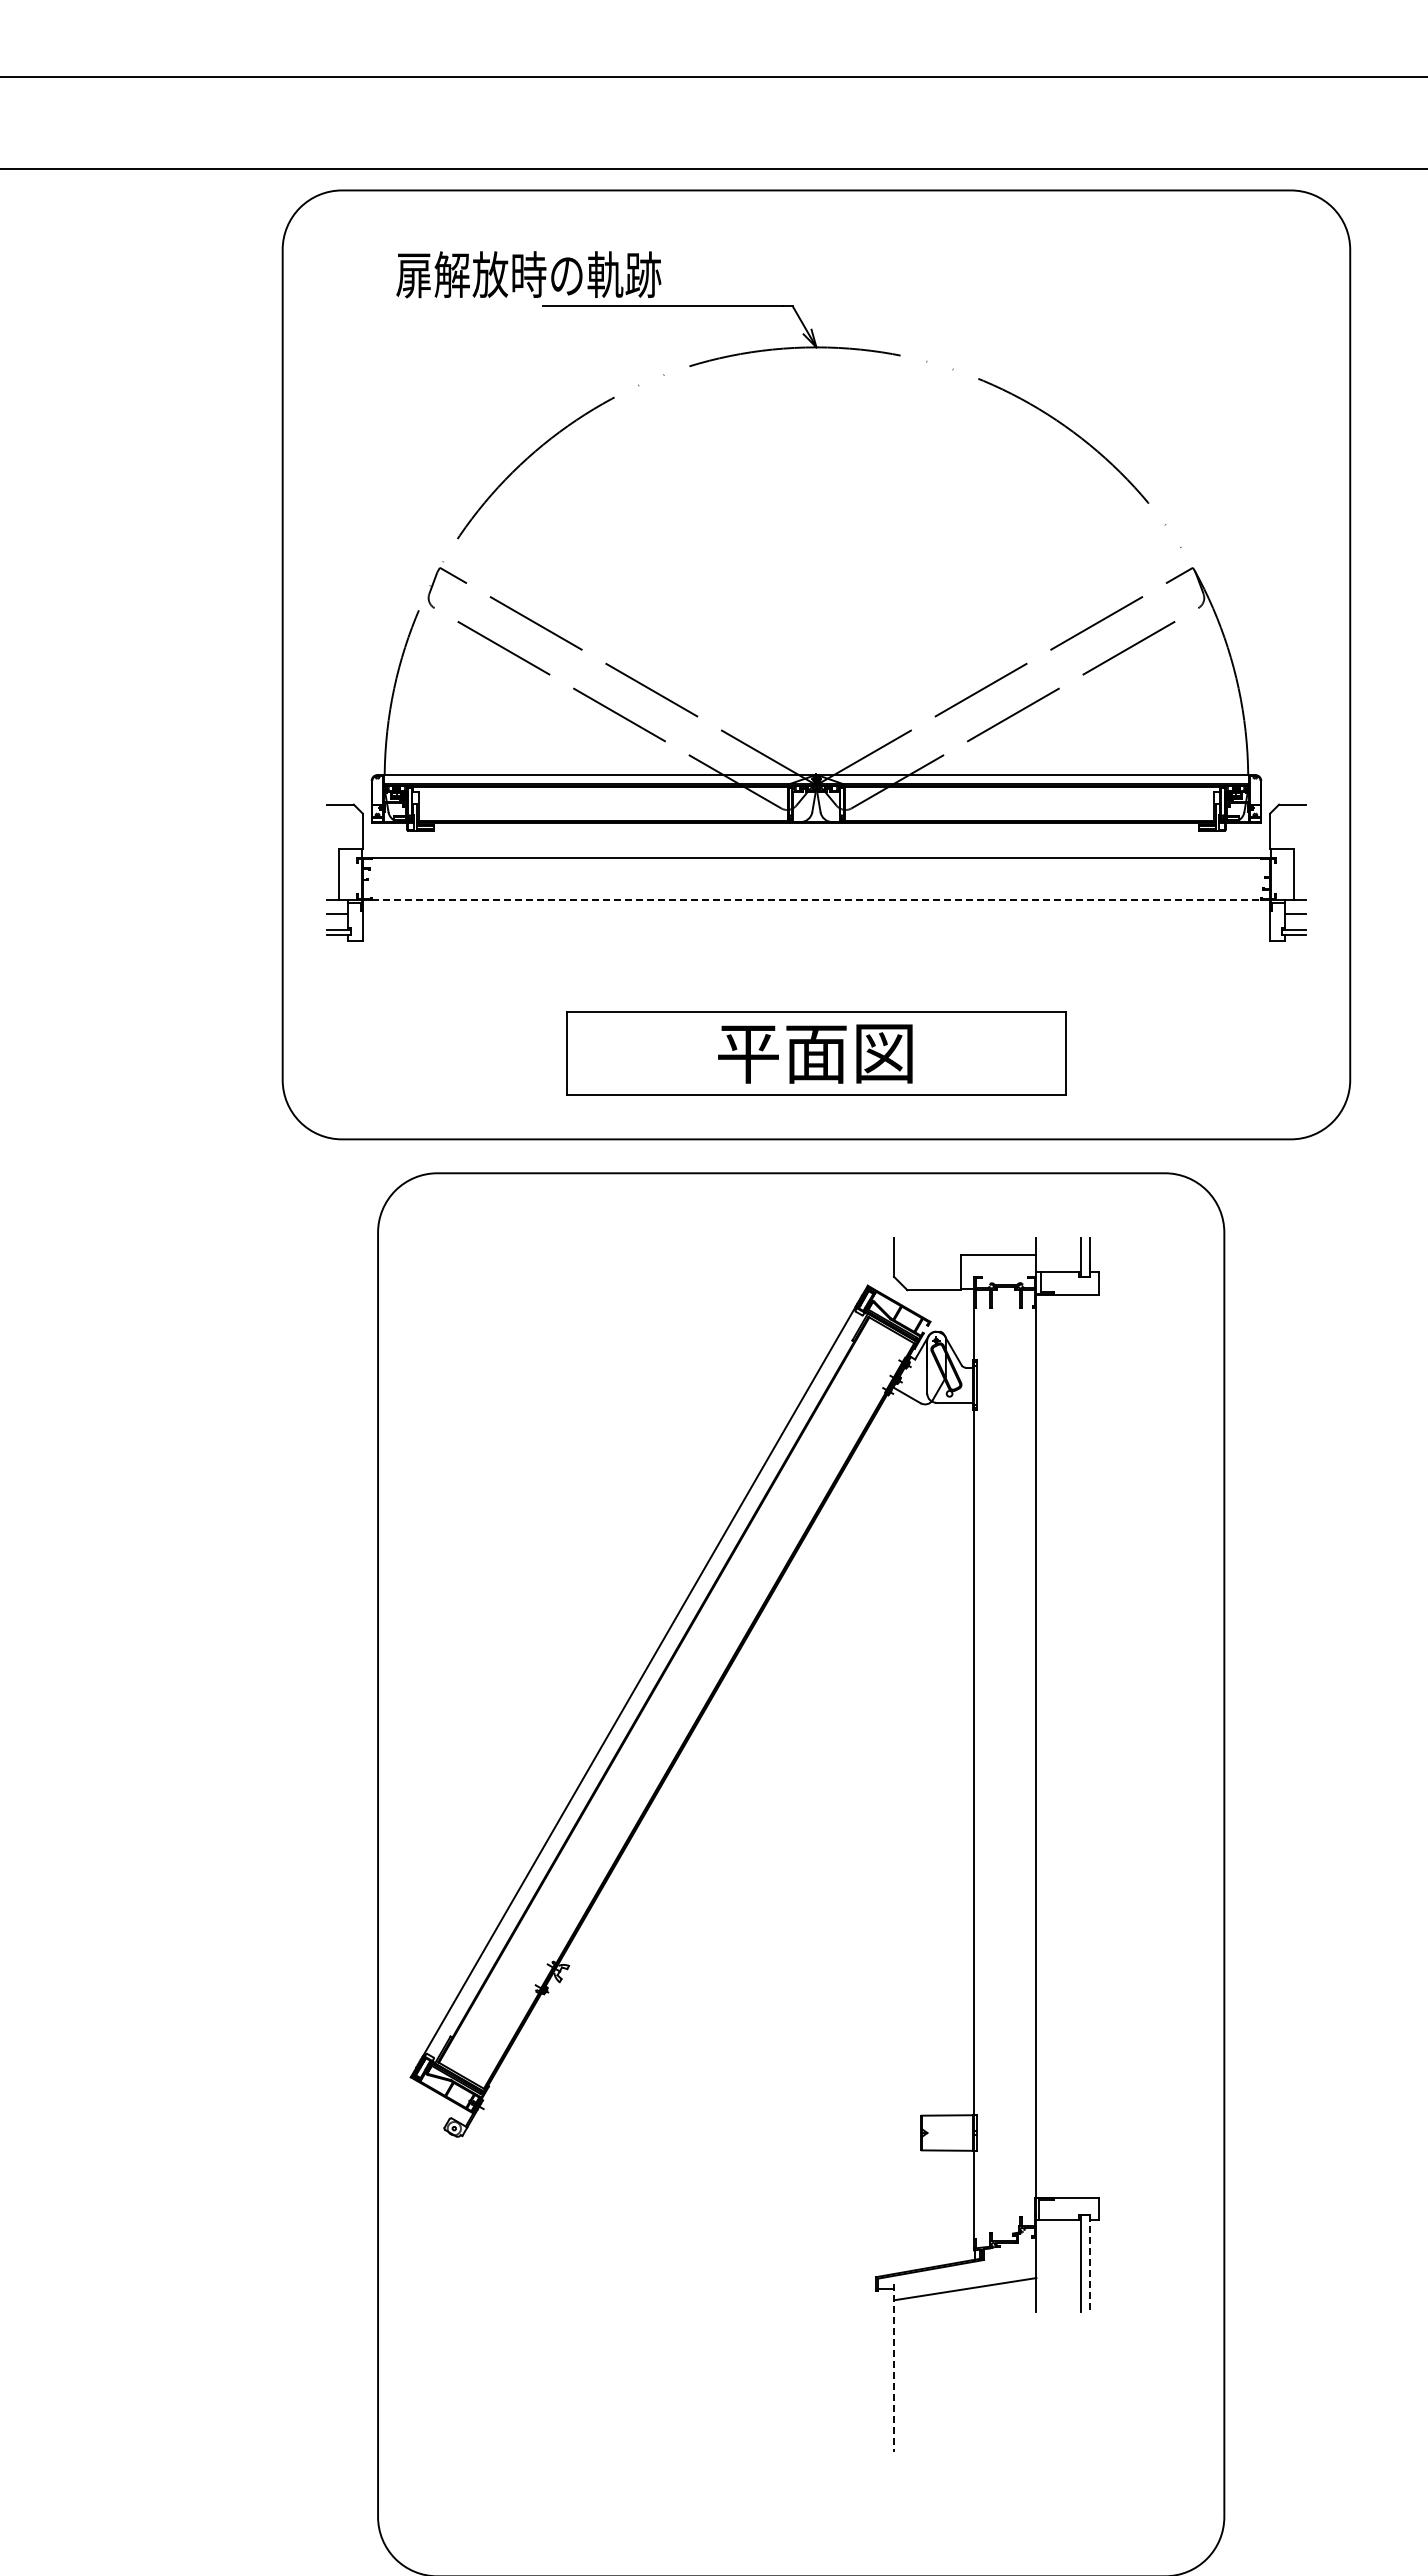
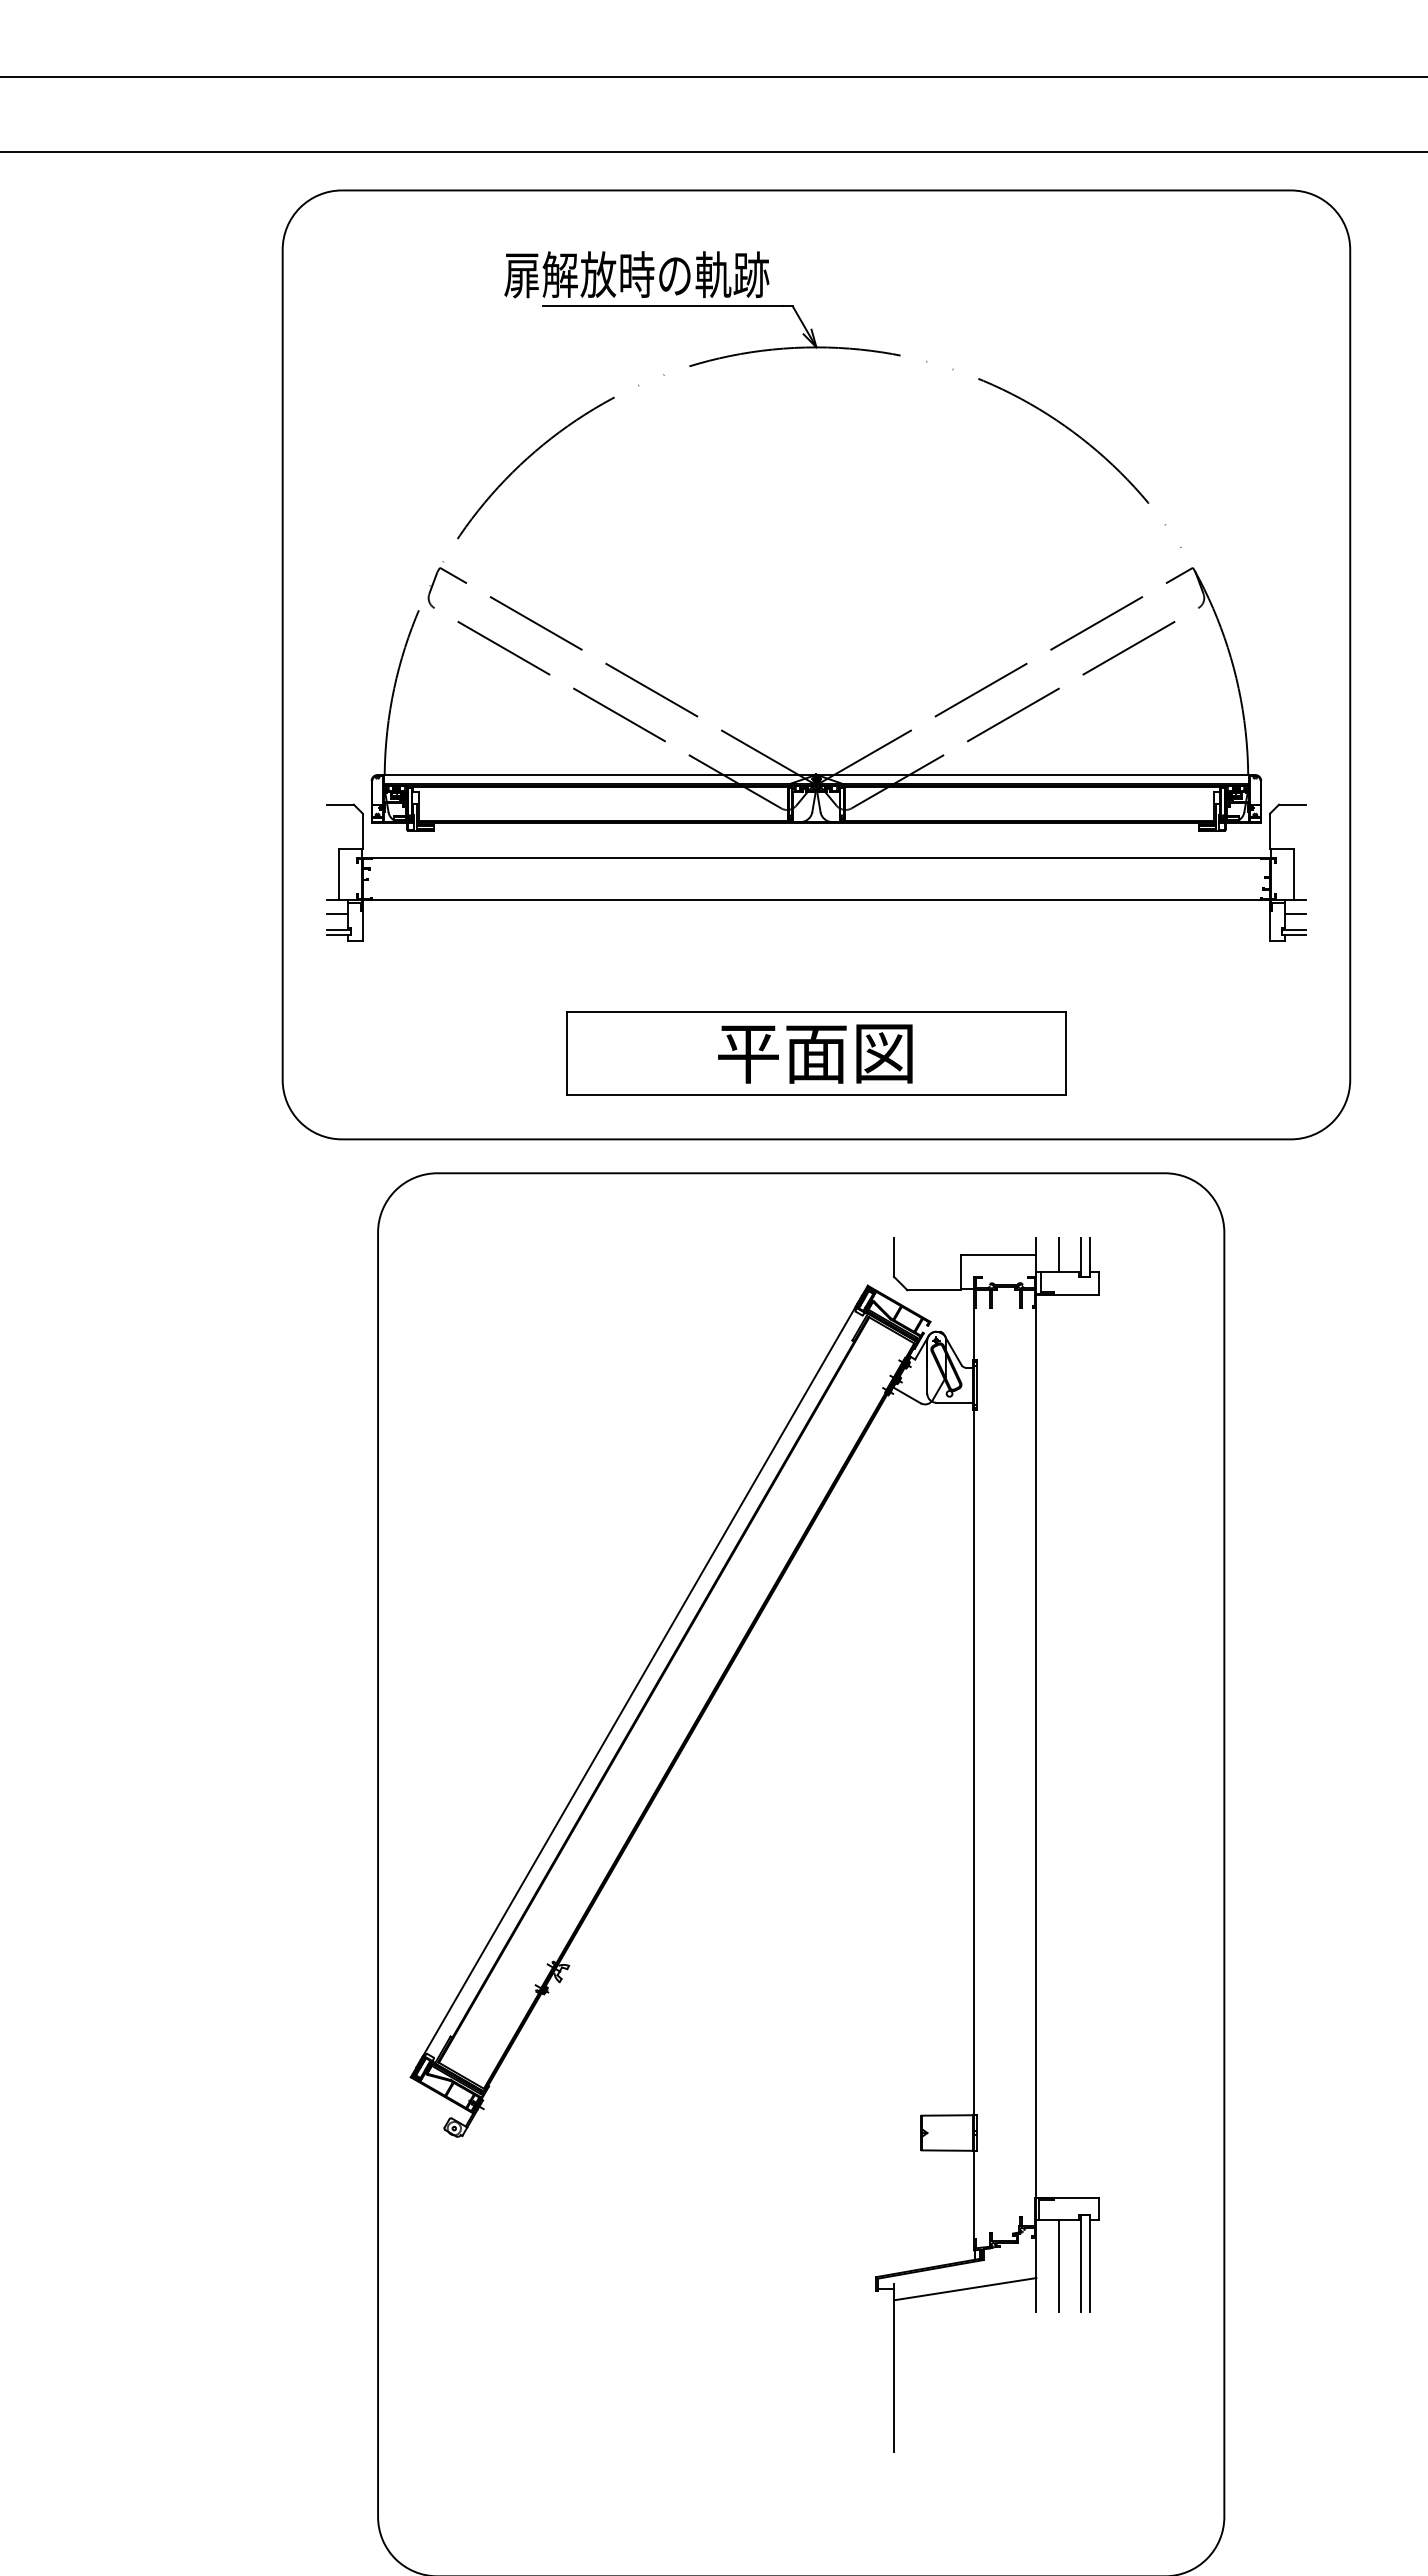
line position: (713, 169) -> (713, 152) (713, 152)
text position: (528, 274) -> (636, 274) (636, 274)
line: dashed -> solid (816, 899)
line: none -> present (1058, 1254)
line: dashed -> solid (1089, 2264)
line: none -> present (1058, 2265)
line: dashed -> solid (894, 2368)
